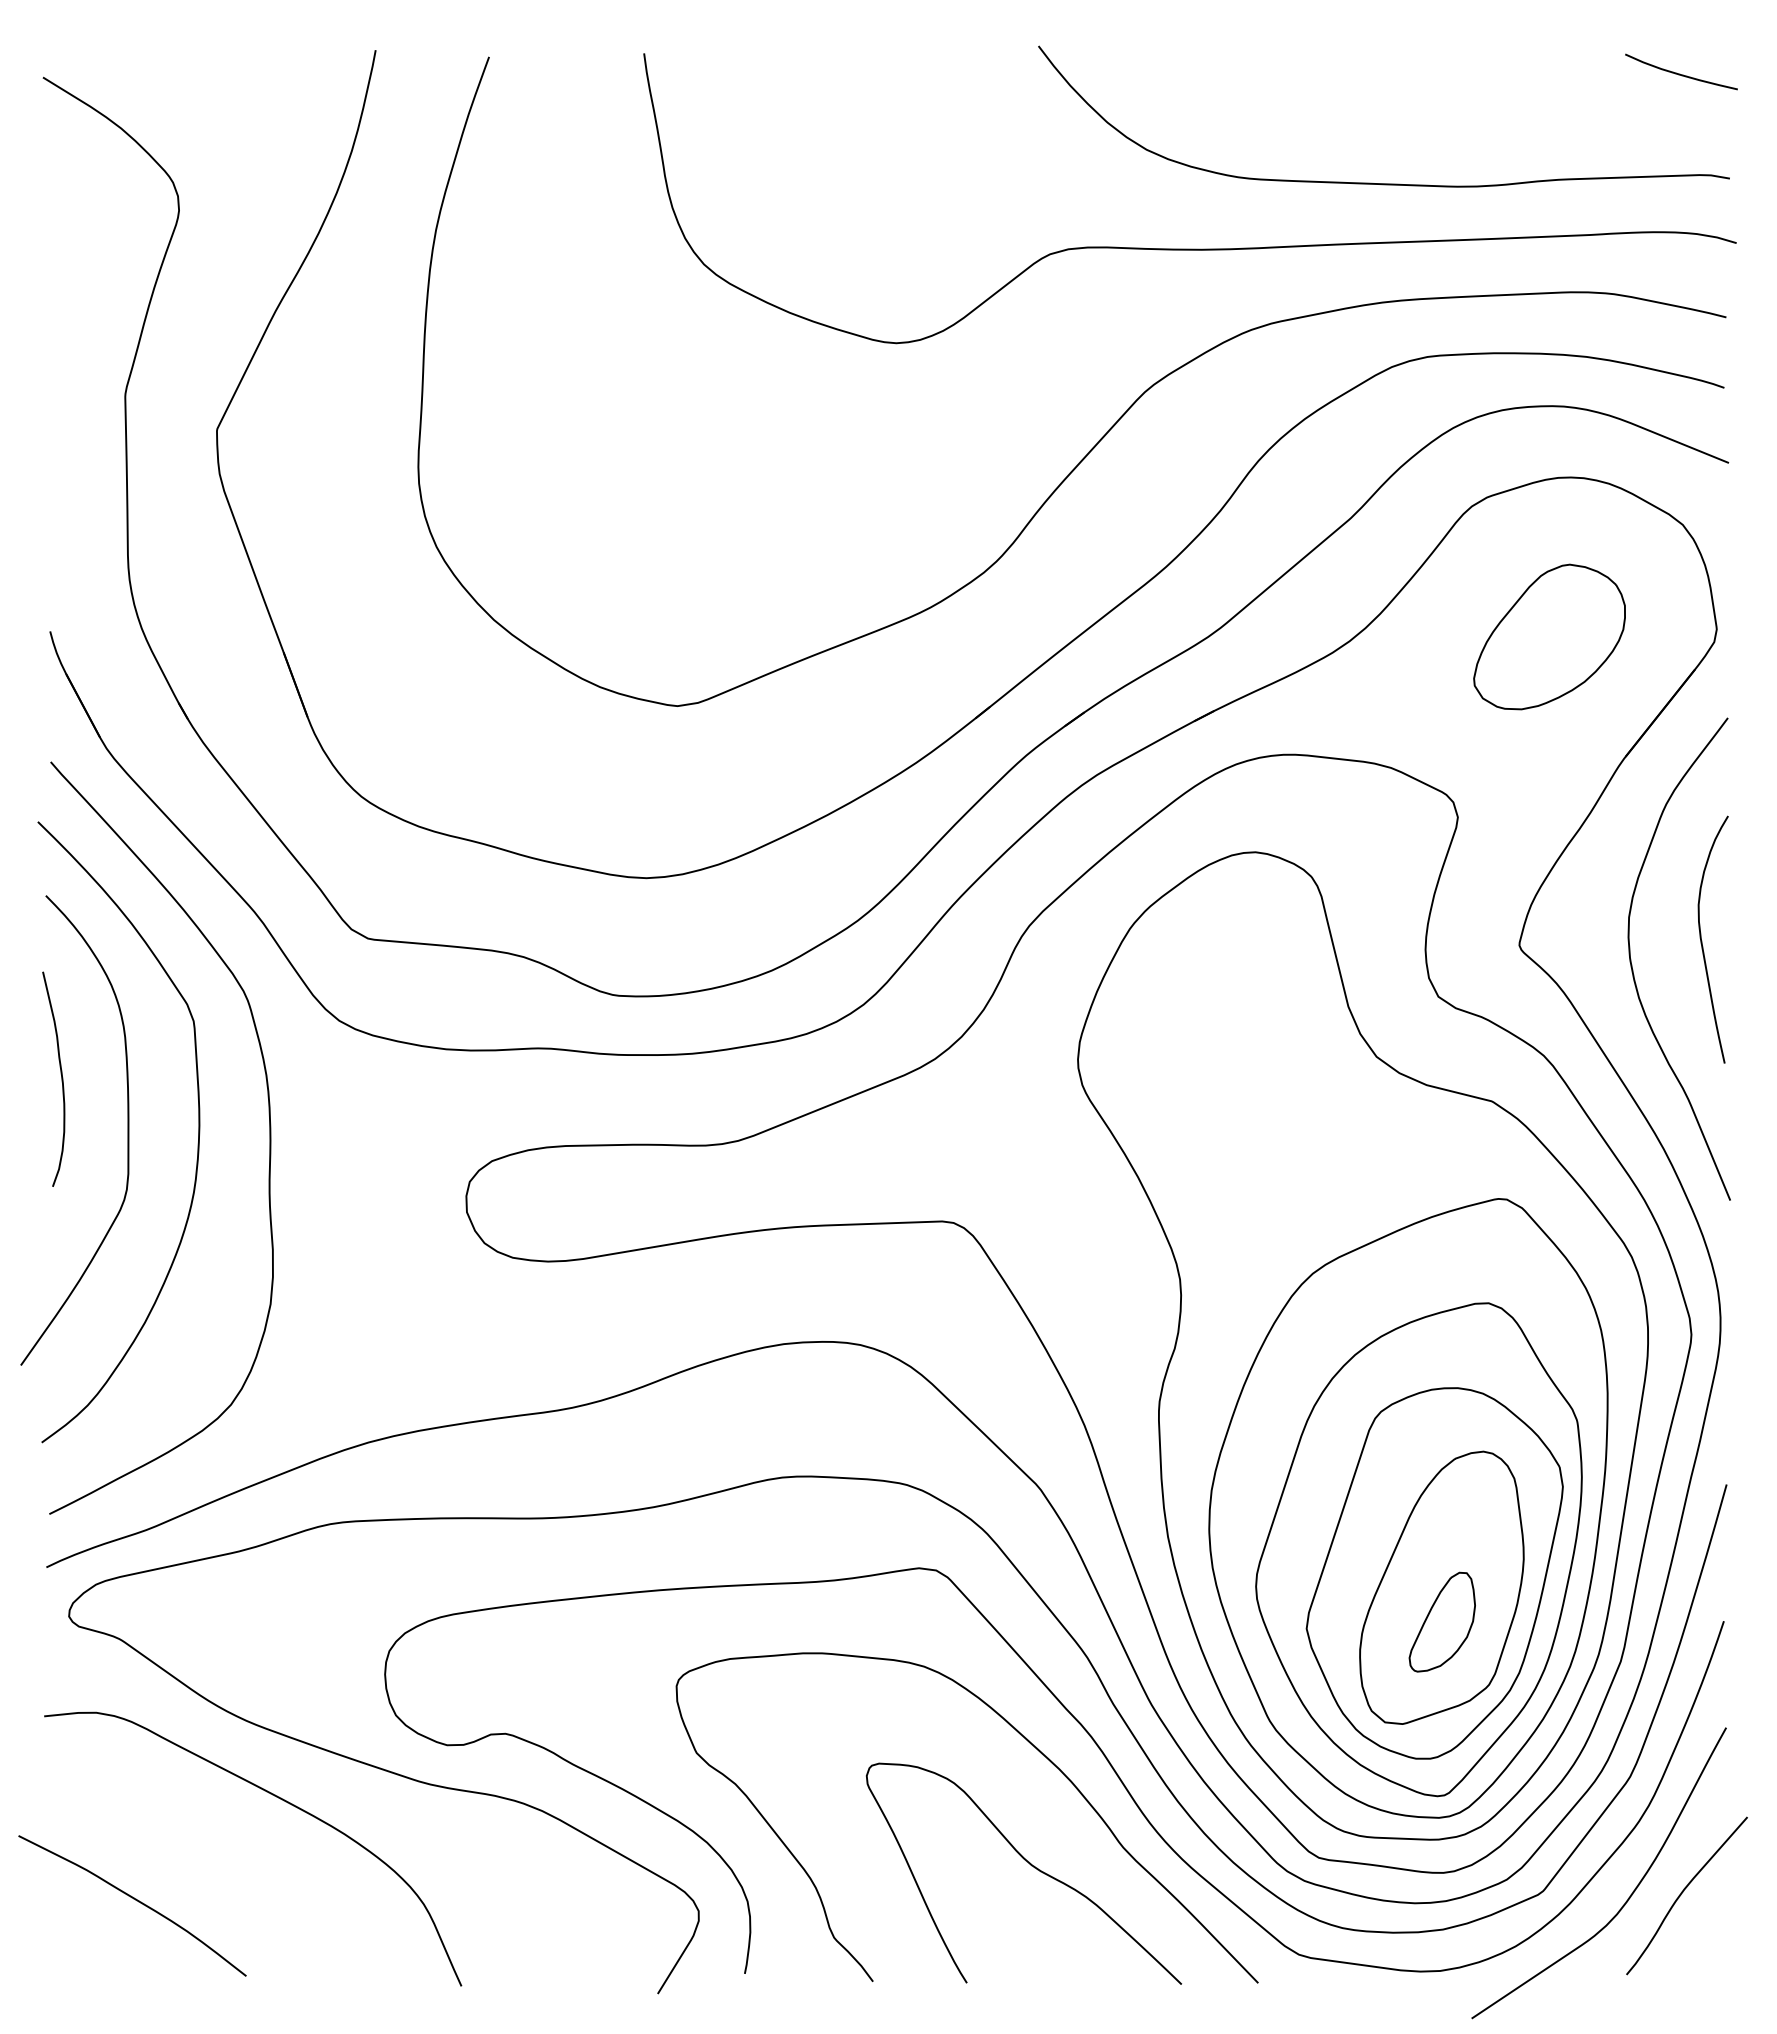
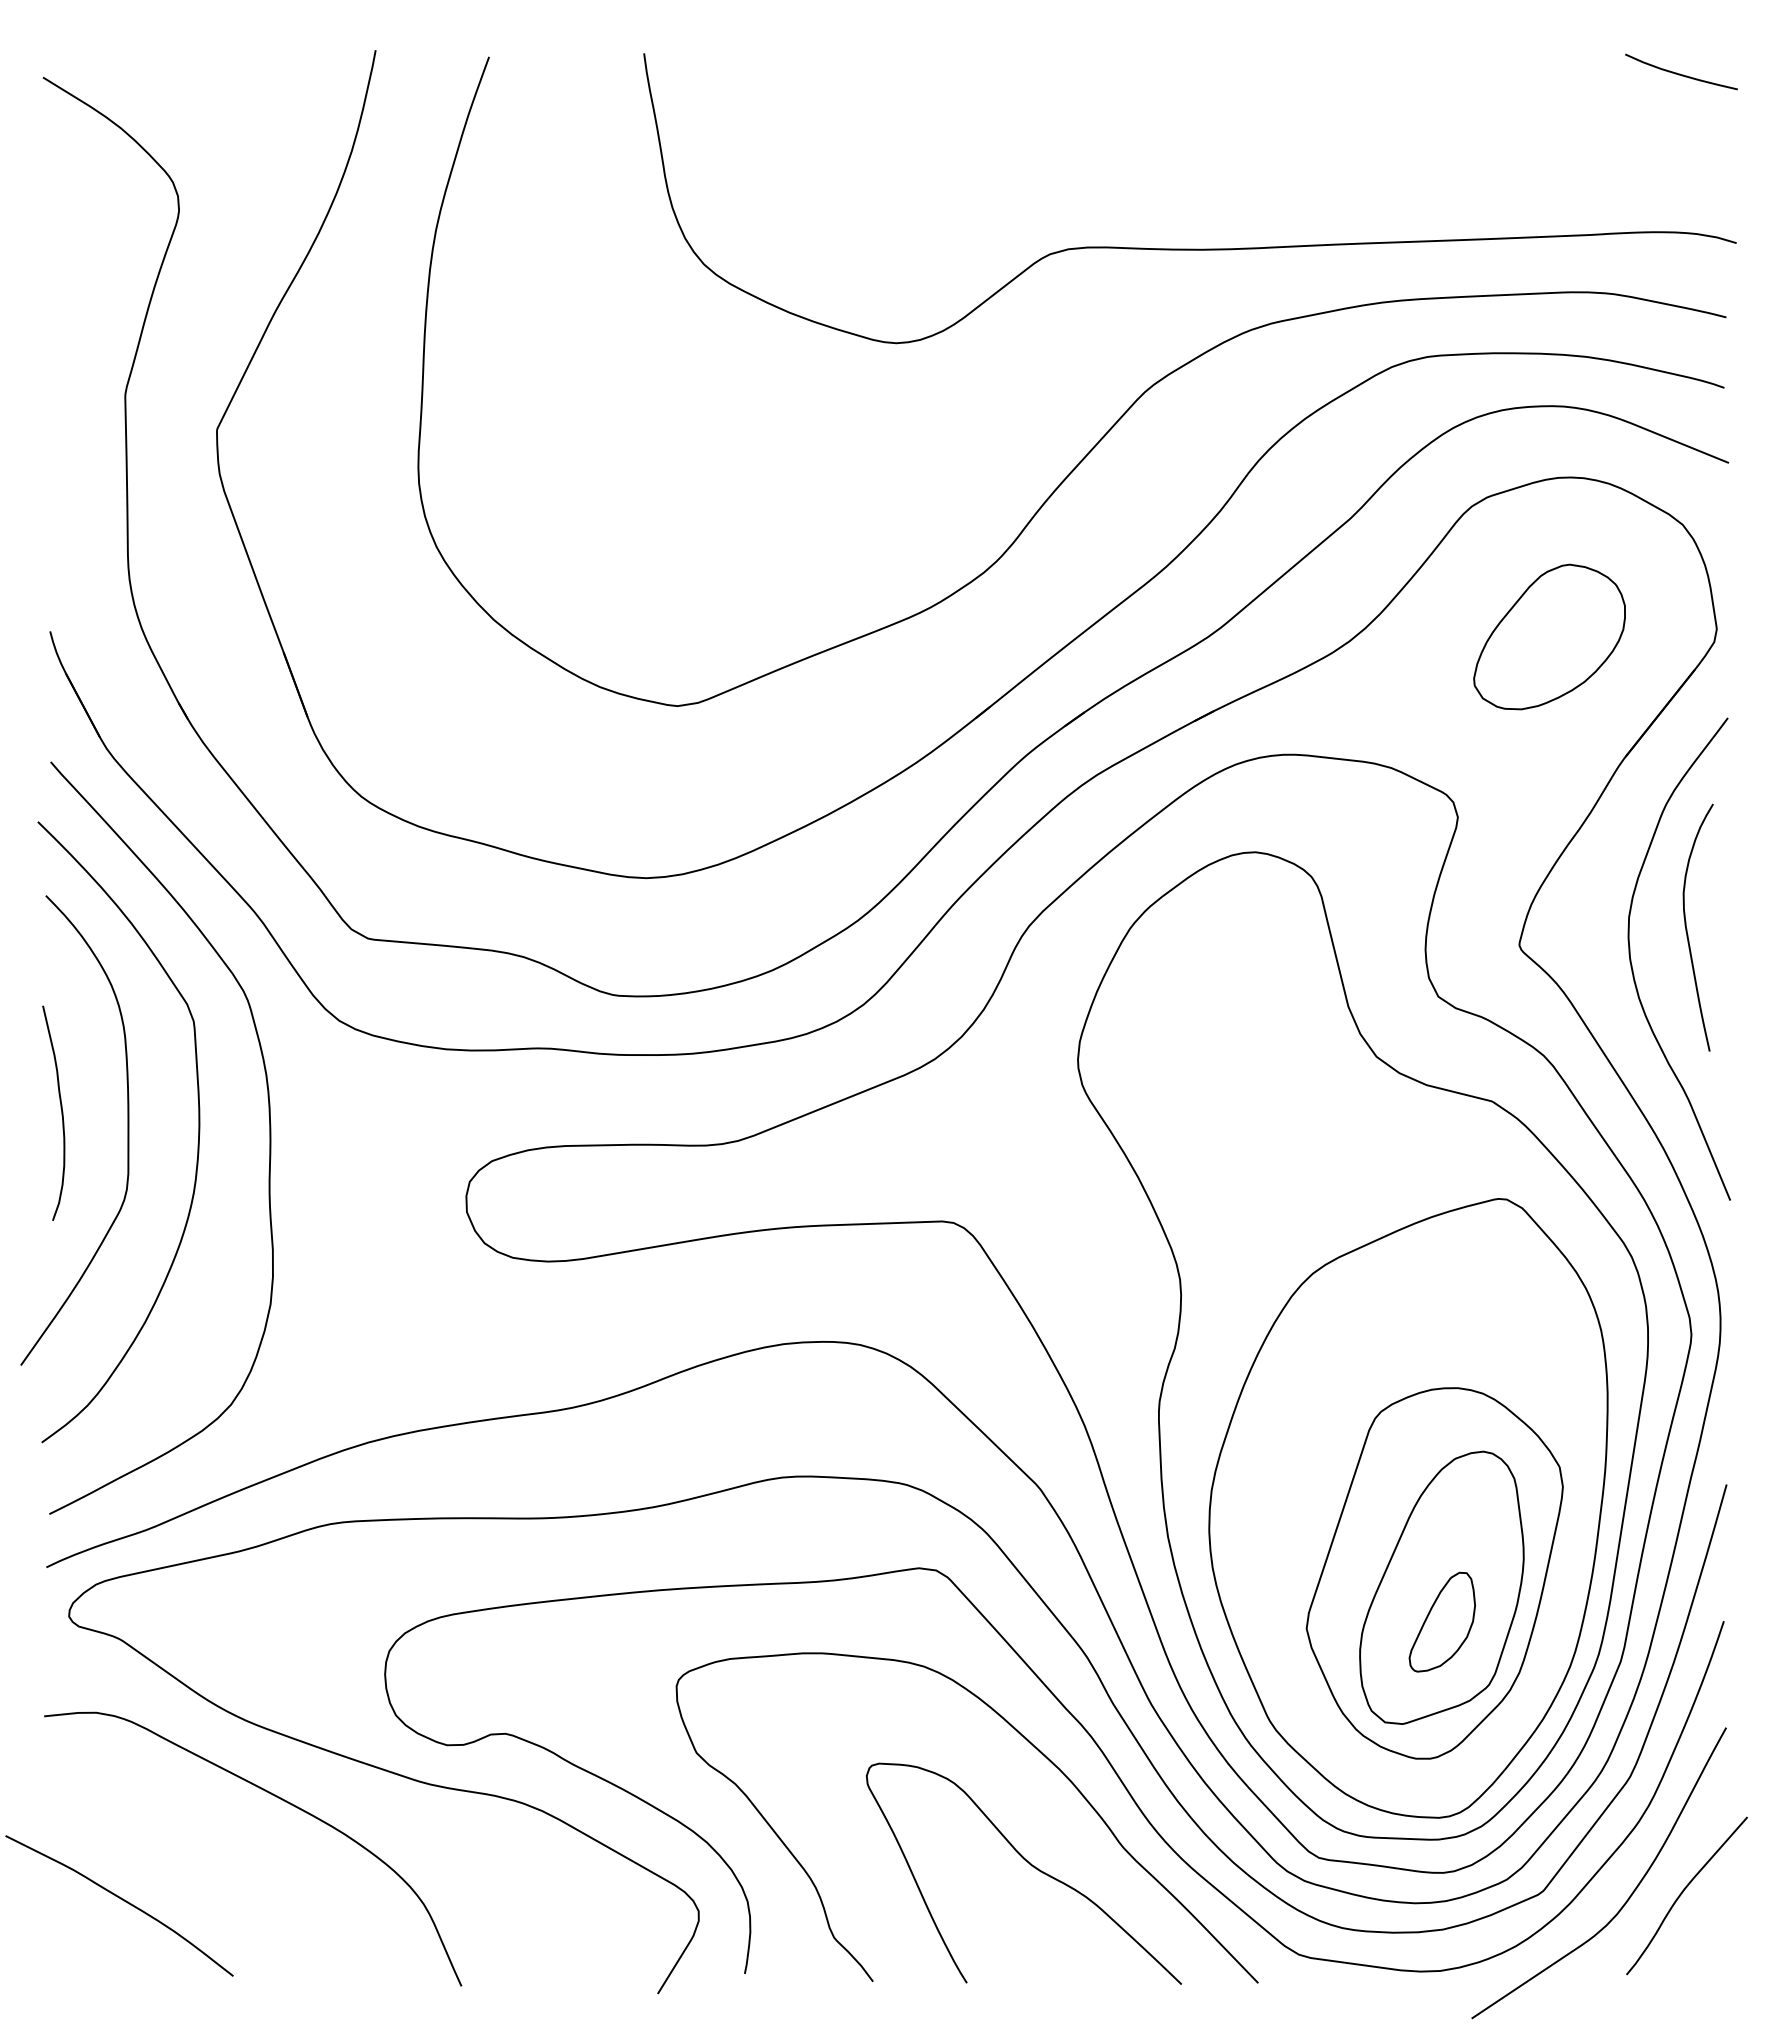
curve: present -> none (1383, 183)
curve position: (1702, 940) -> (1687, 928) (1687, 928)
curve position: (61, 1078) -> (61, 1112) (61, 1112)
part: present -> none (1418, 1549)
curve position: (135, 1900) -> (122, 1900) (122, 1900)
